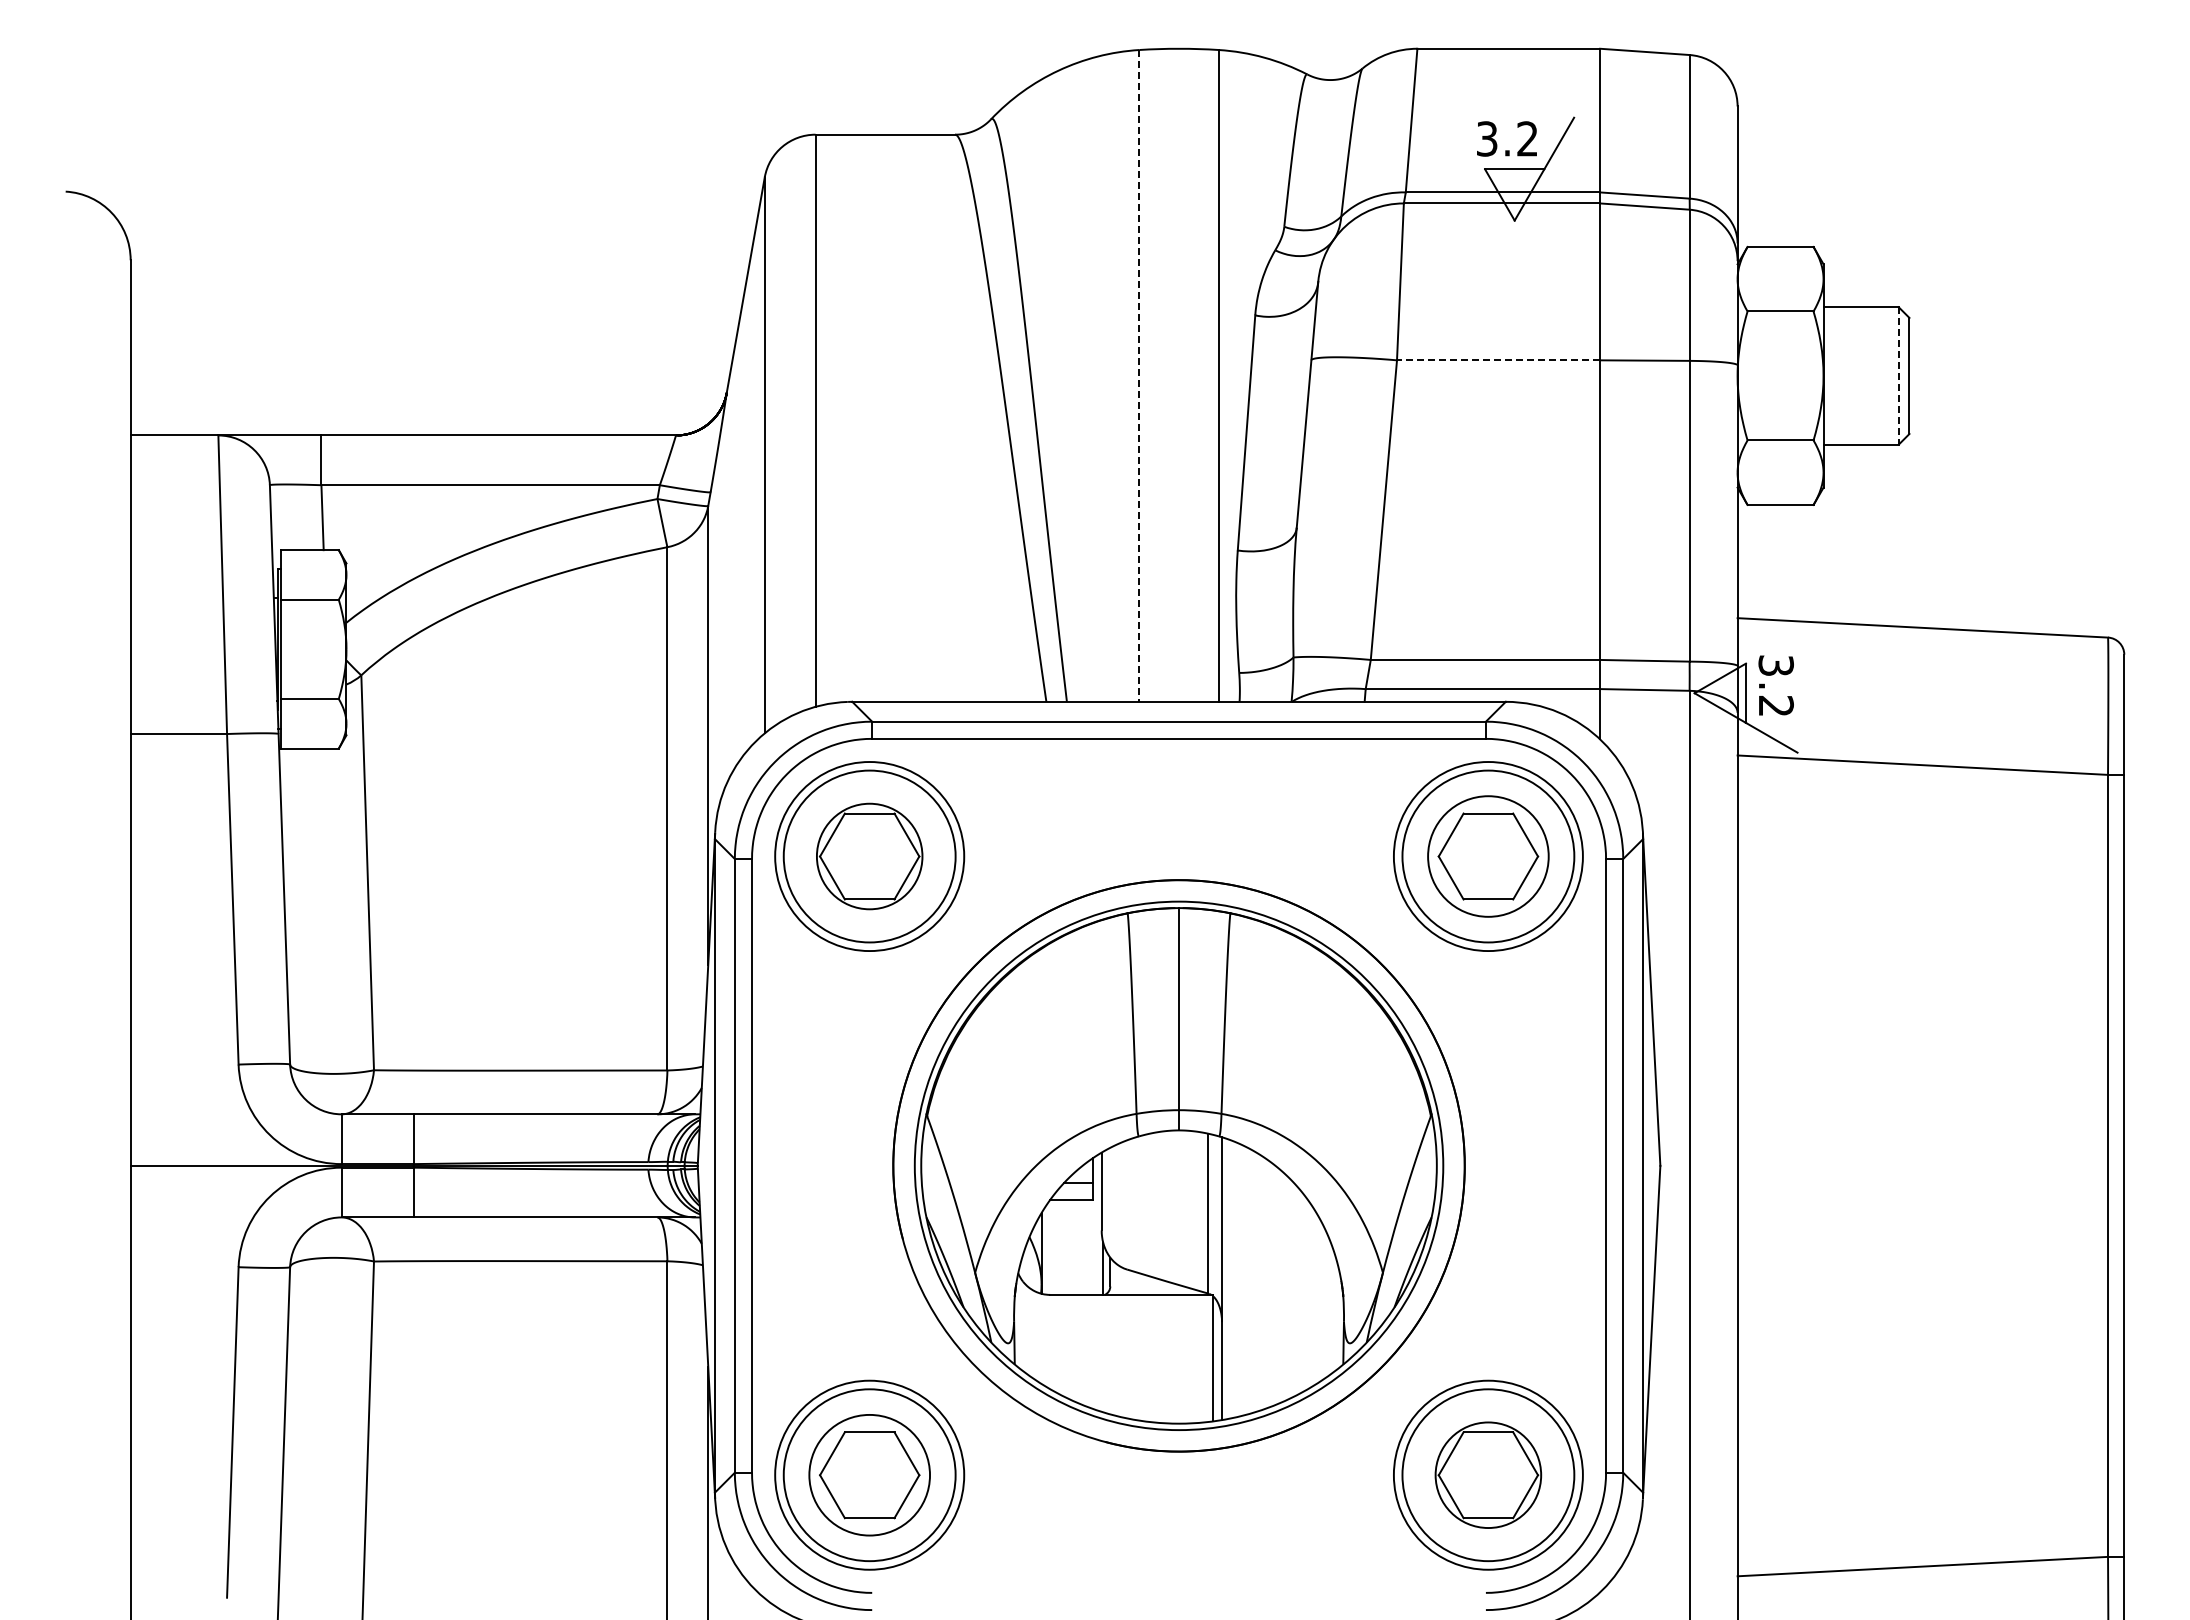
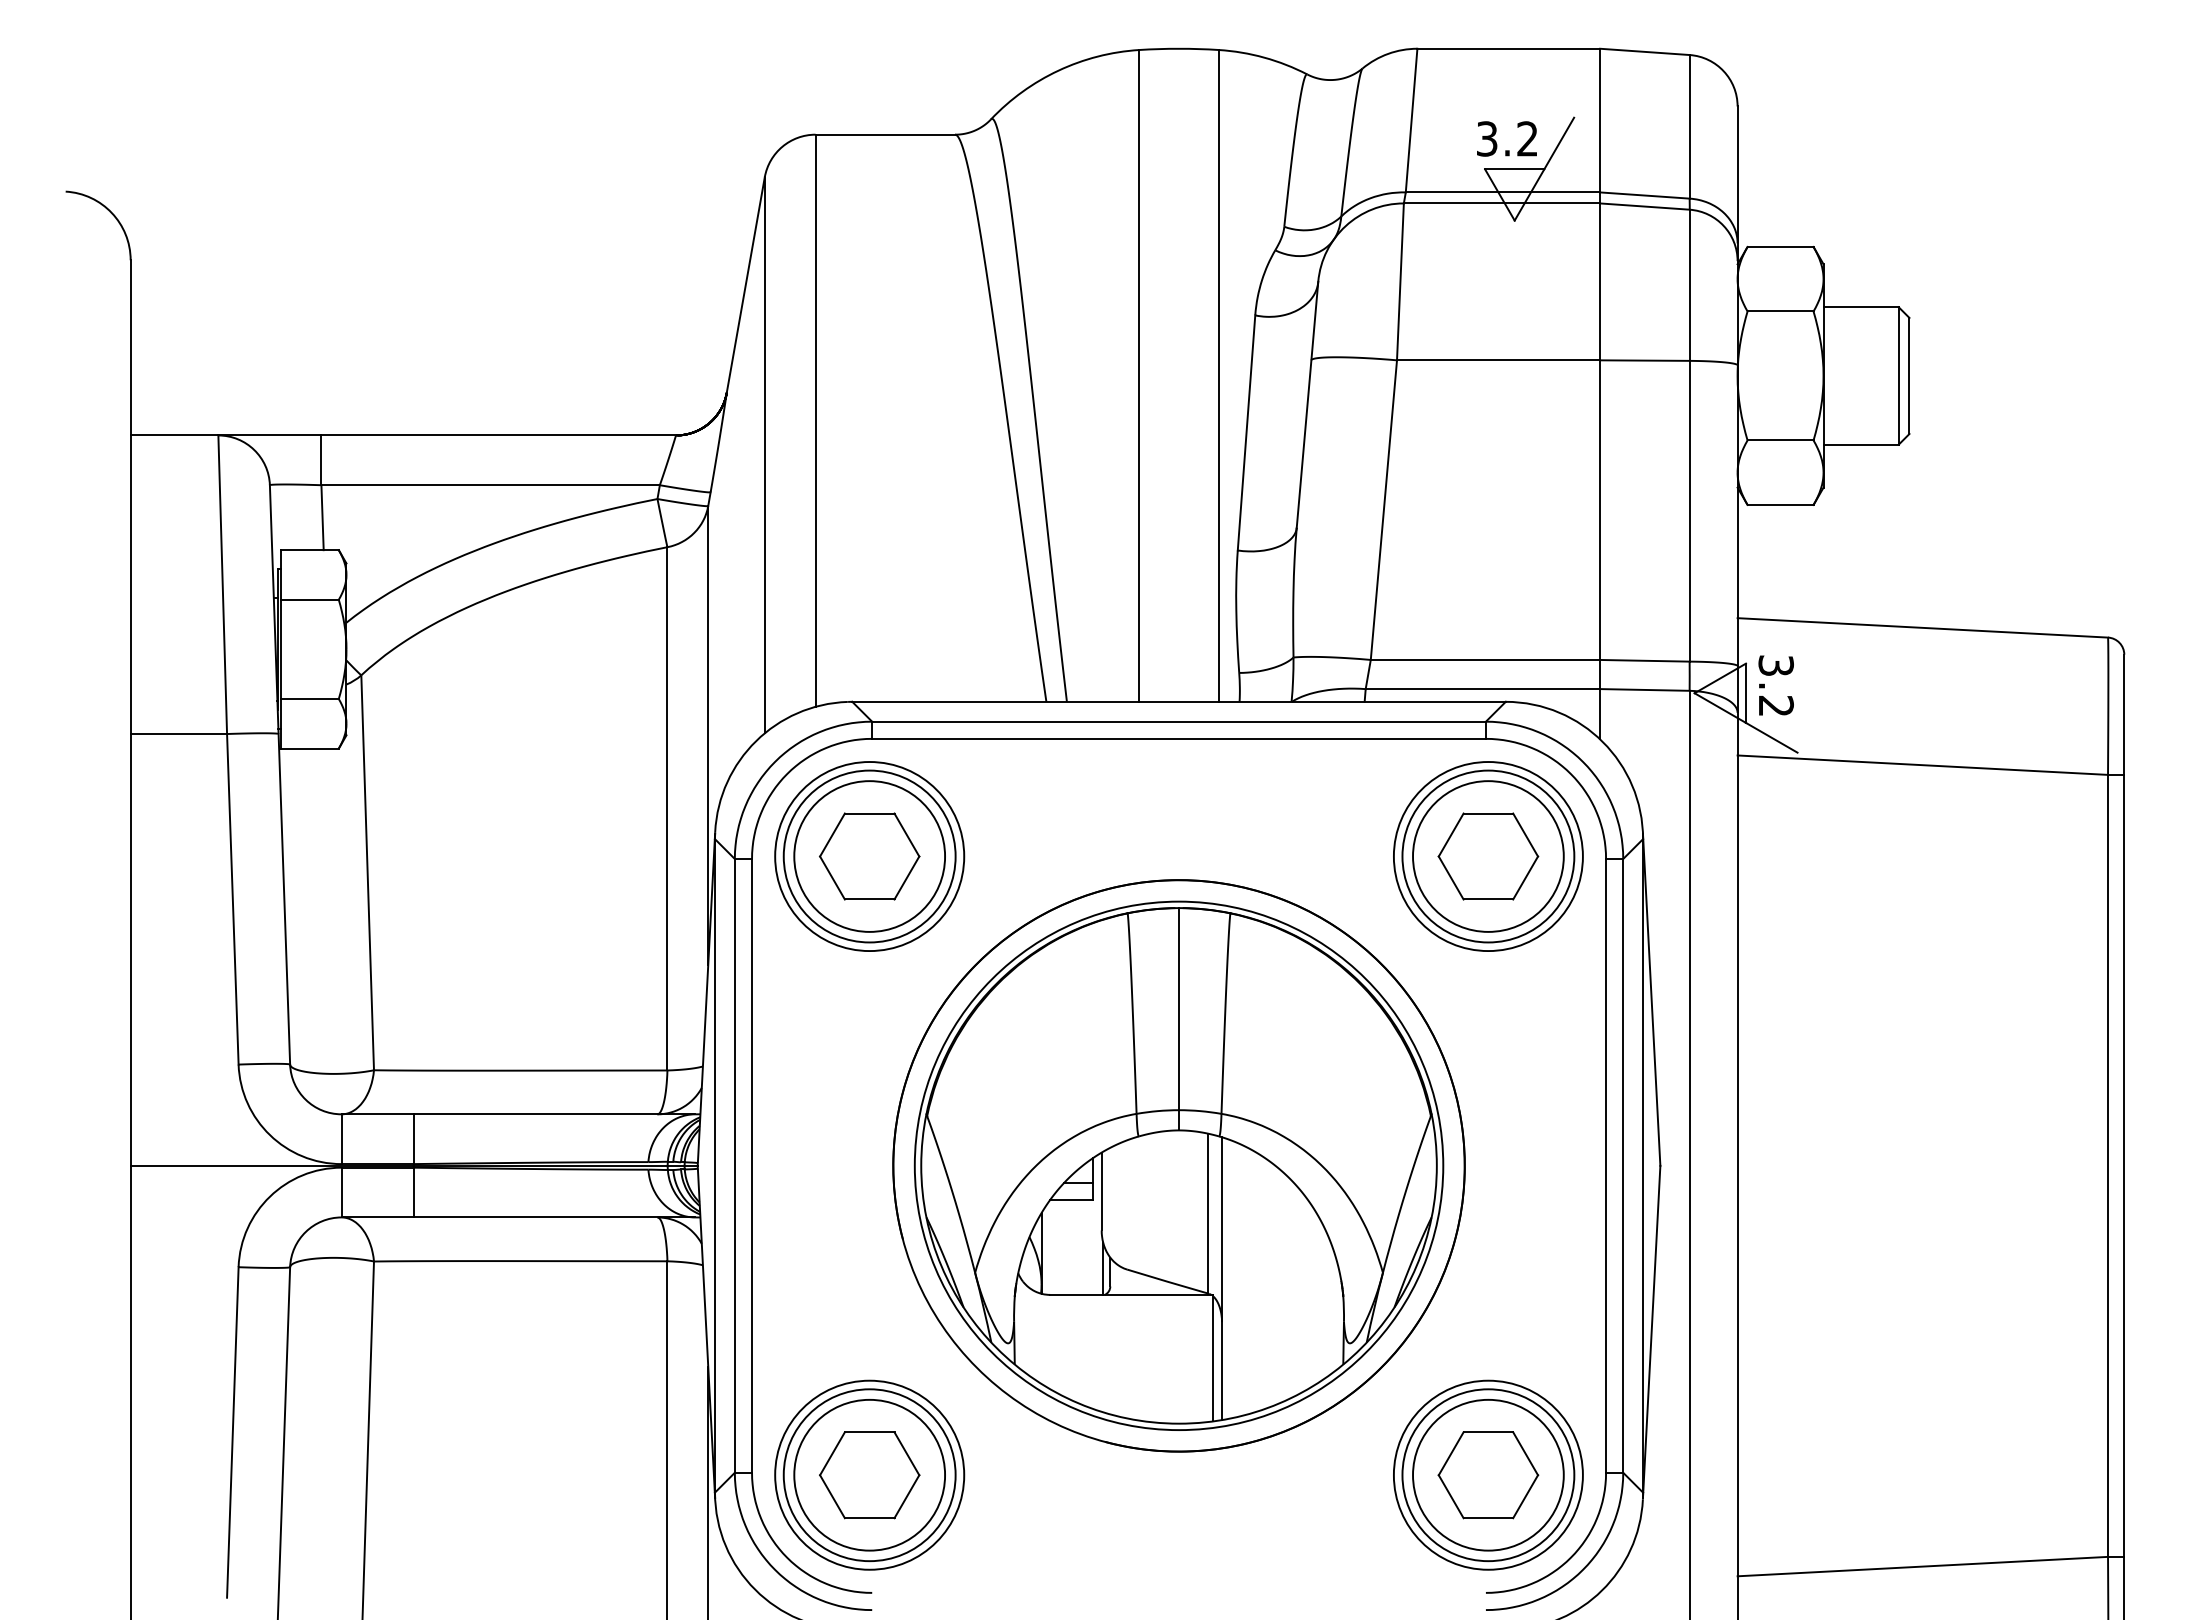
line: dashed -> solid (1498, 360)
line: dashed -> solid (1139, 375)
line: dashed -> solid (1898, 375)
circle diameter: 106 px -> 151 px (869, 856)
circle diameter: 121 px -> 151 px (1488, 856)
circle diameter: 121 px -> 151 px (869, 1474)
circle diameter: 106 px -> 151 px (1488, 1474)
